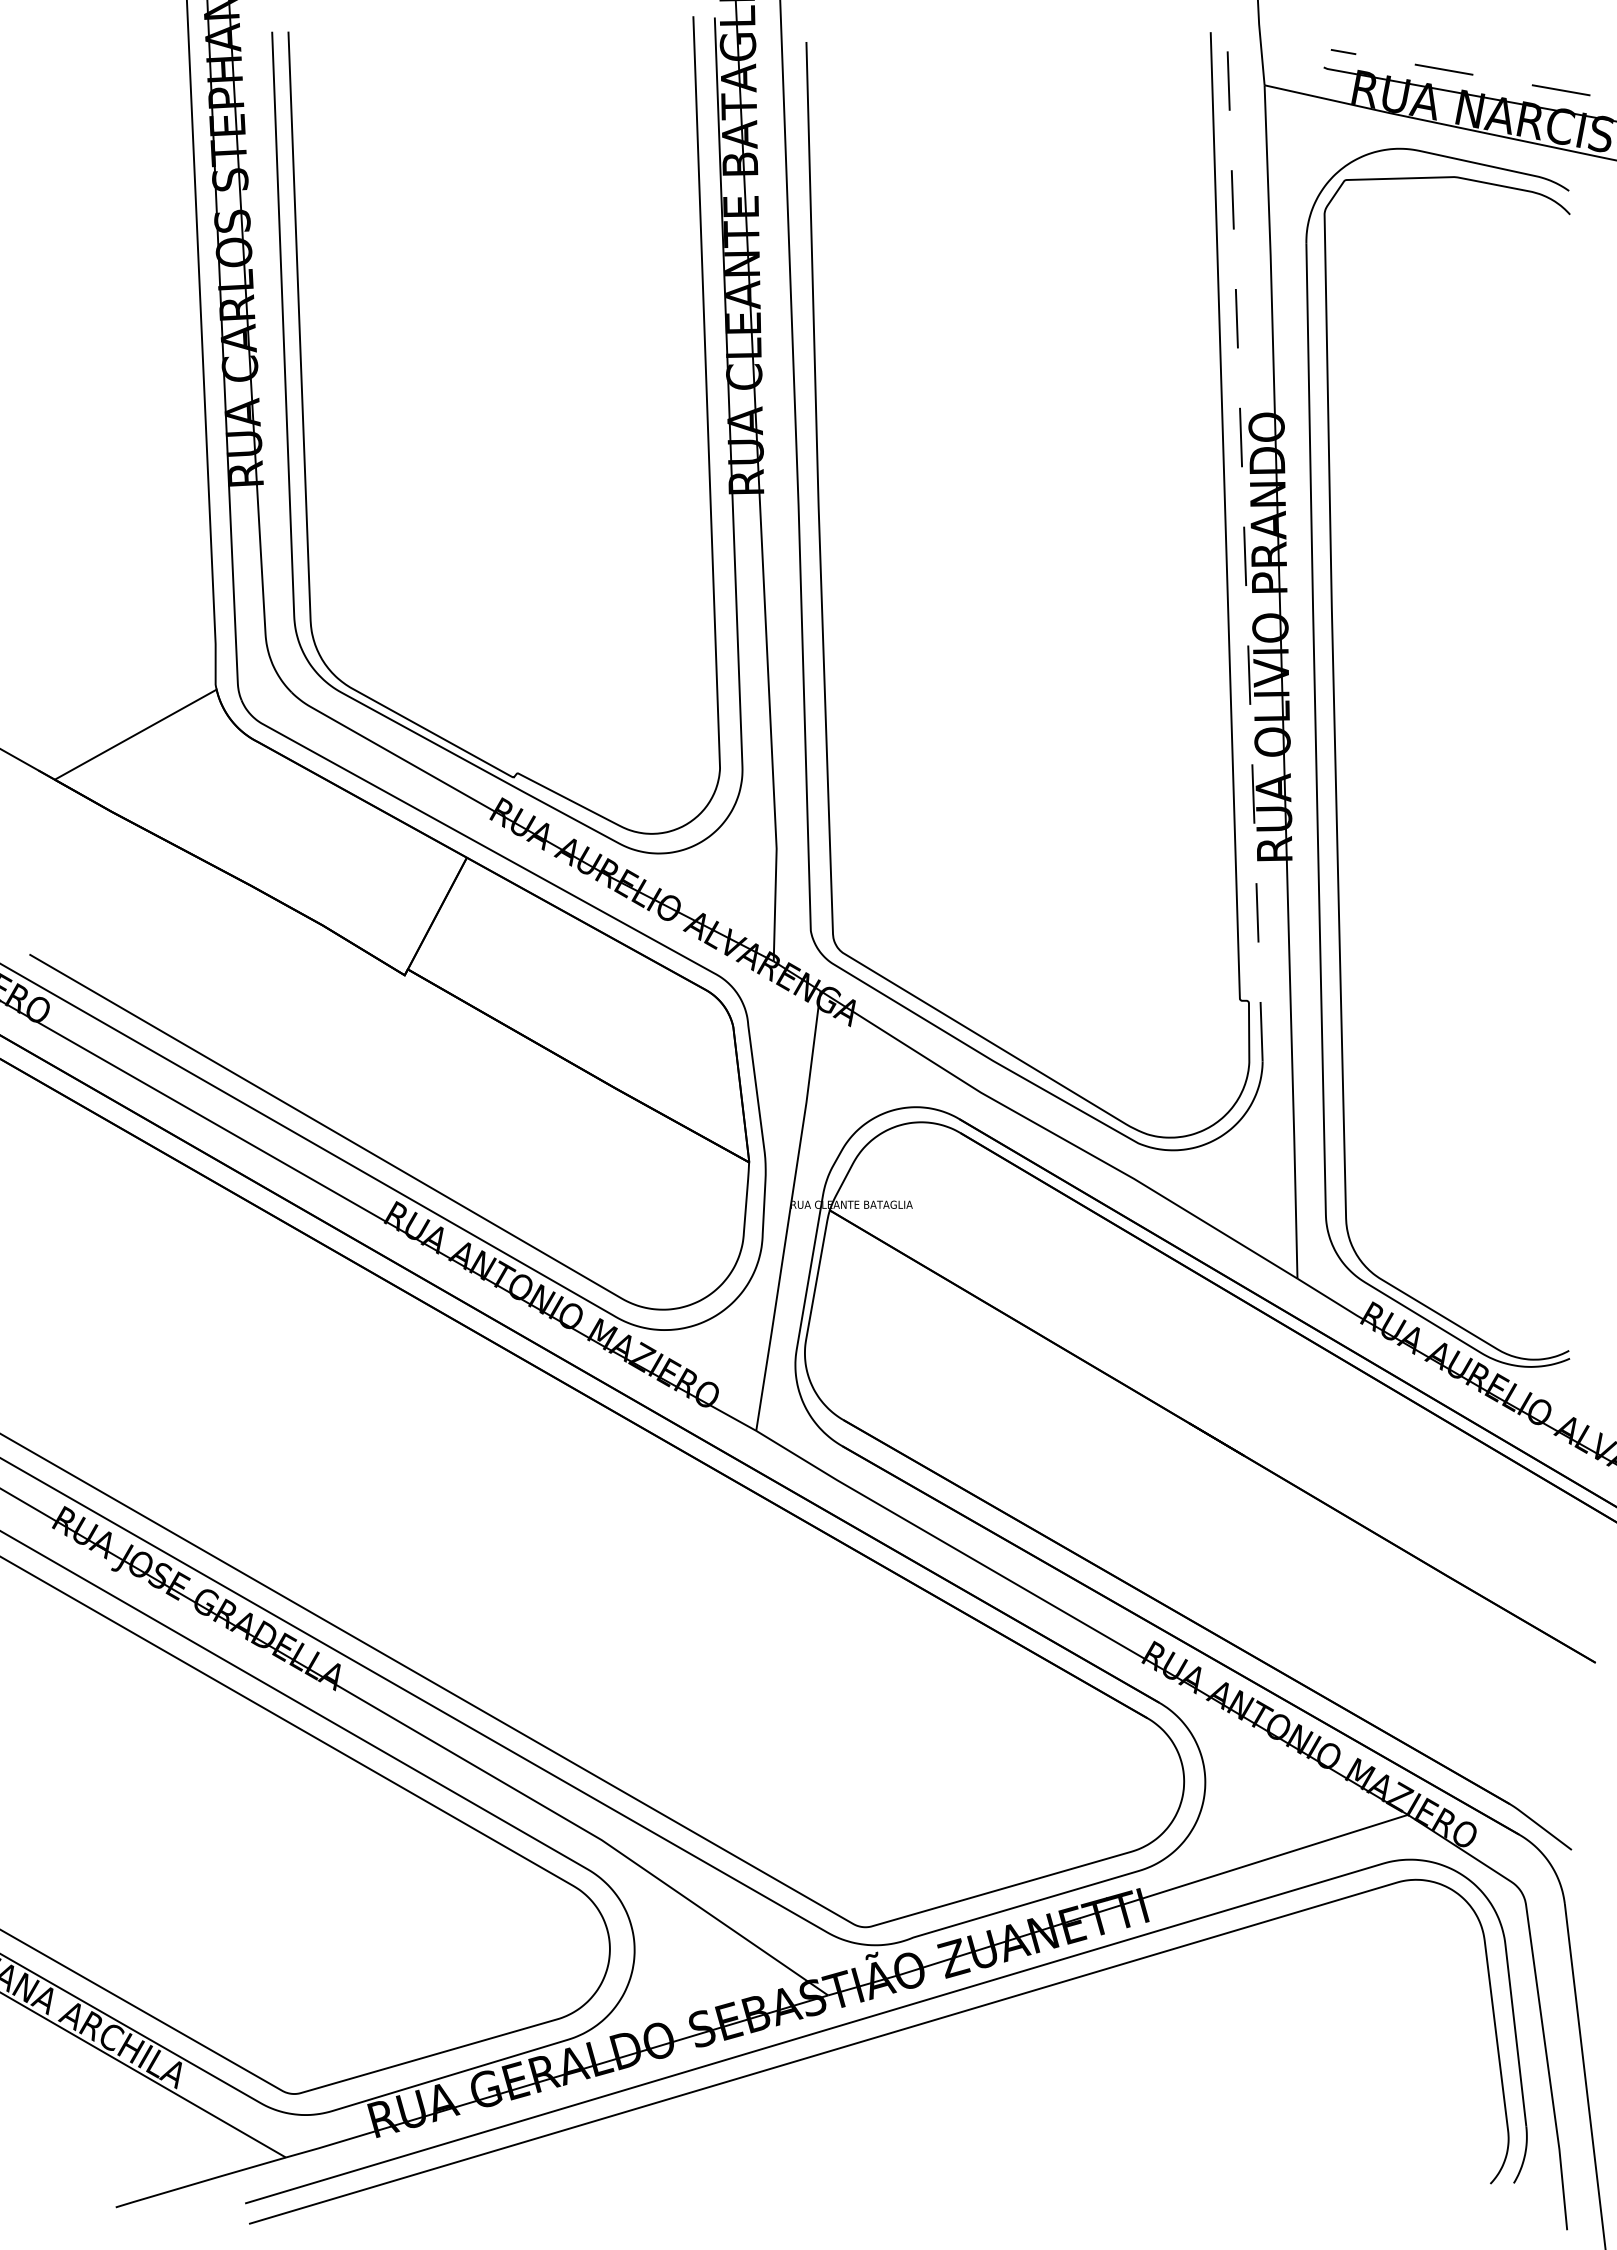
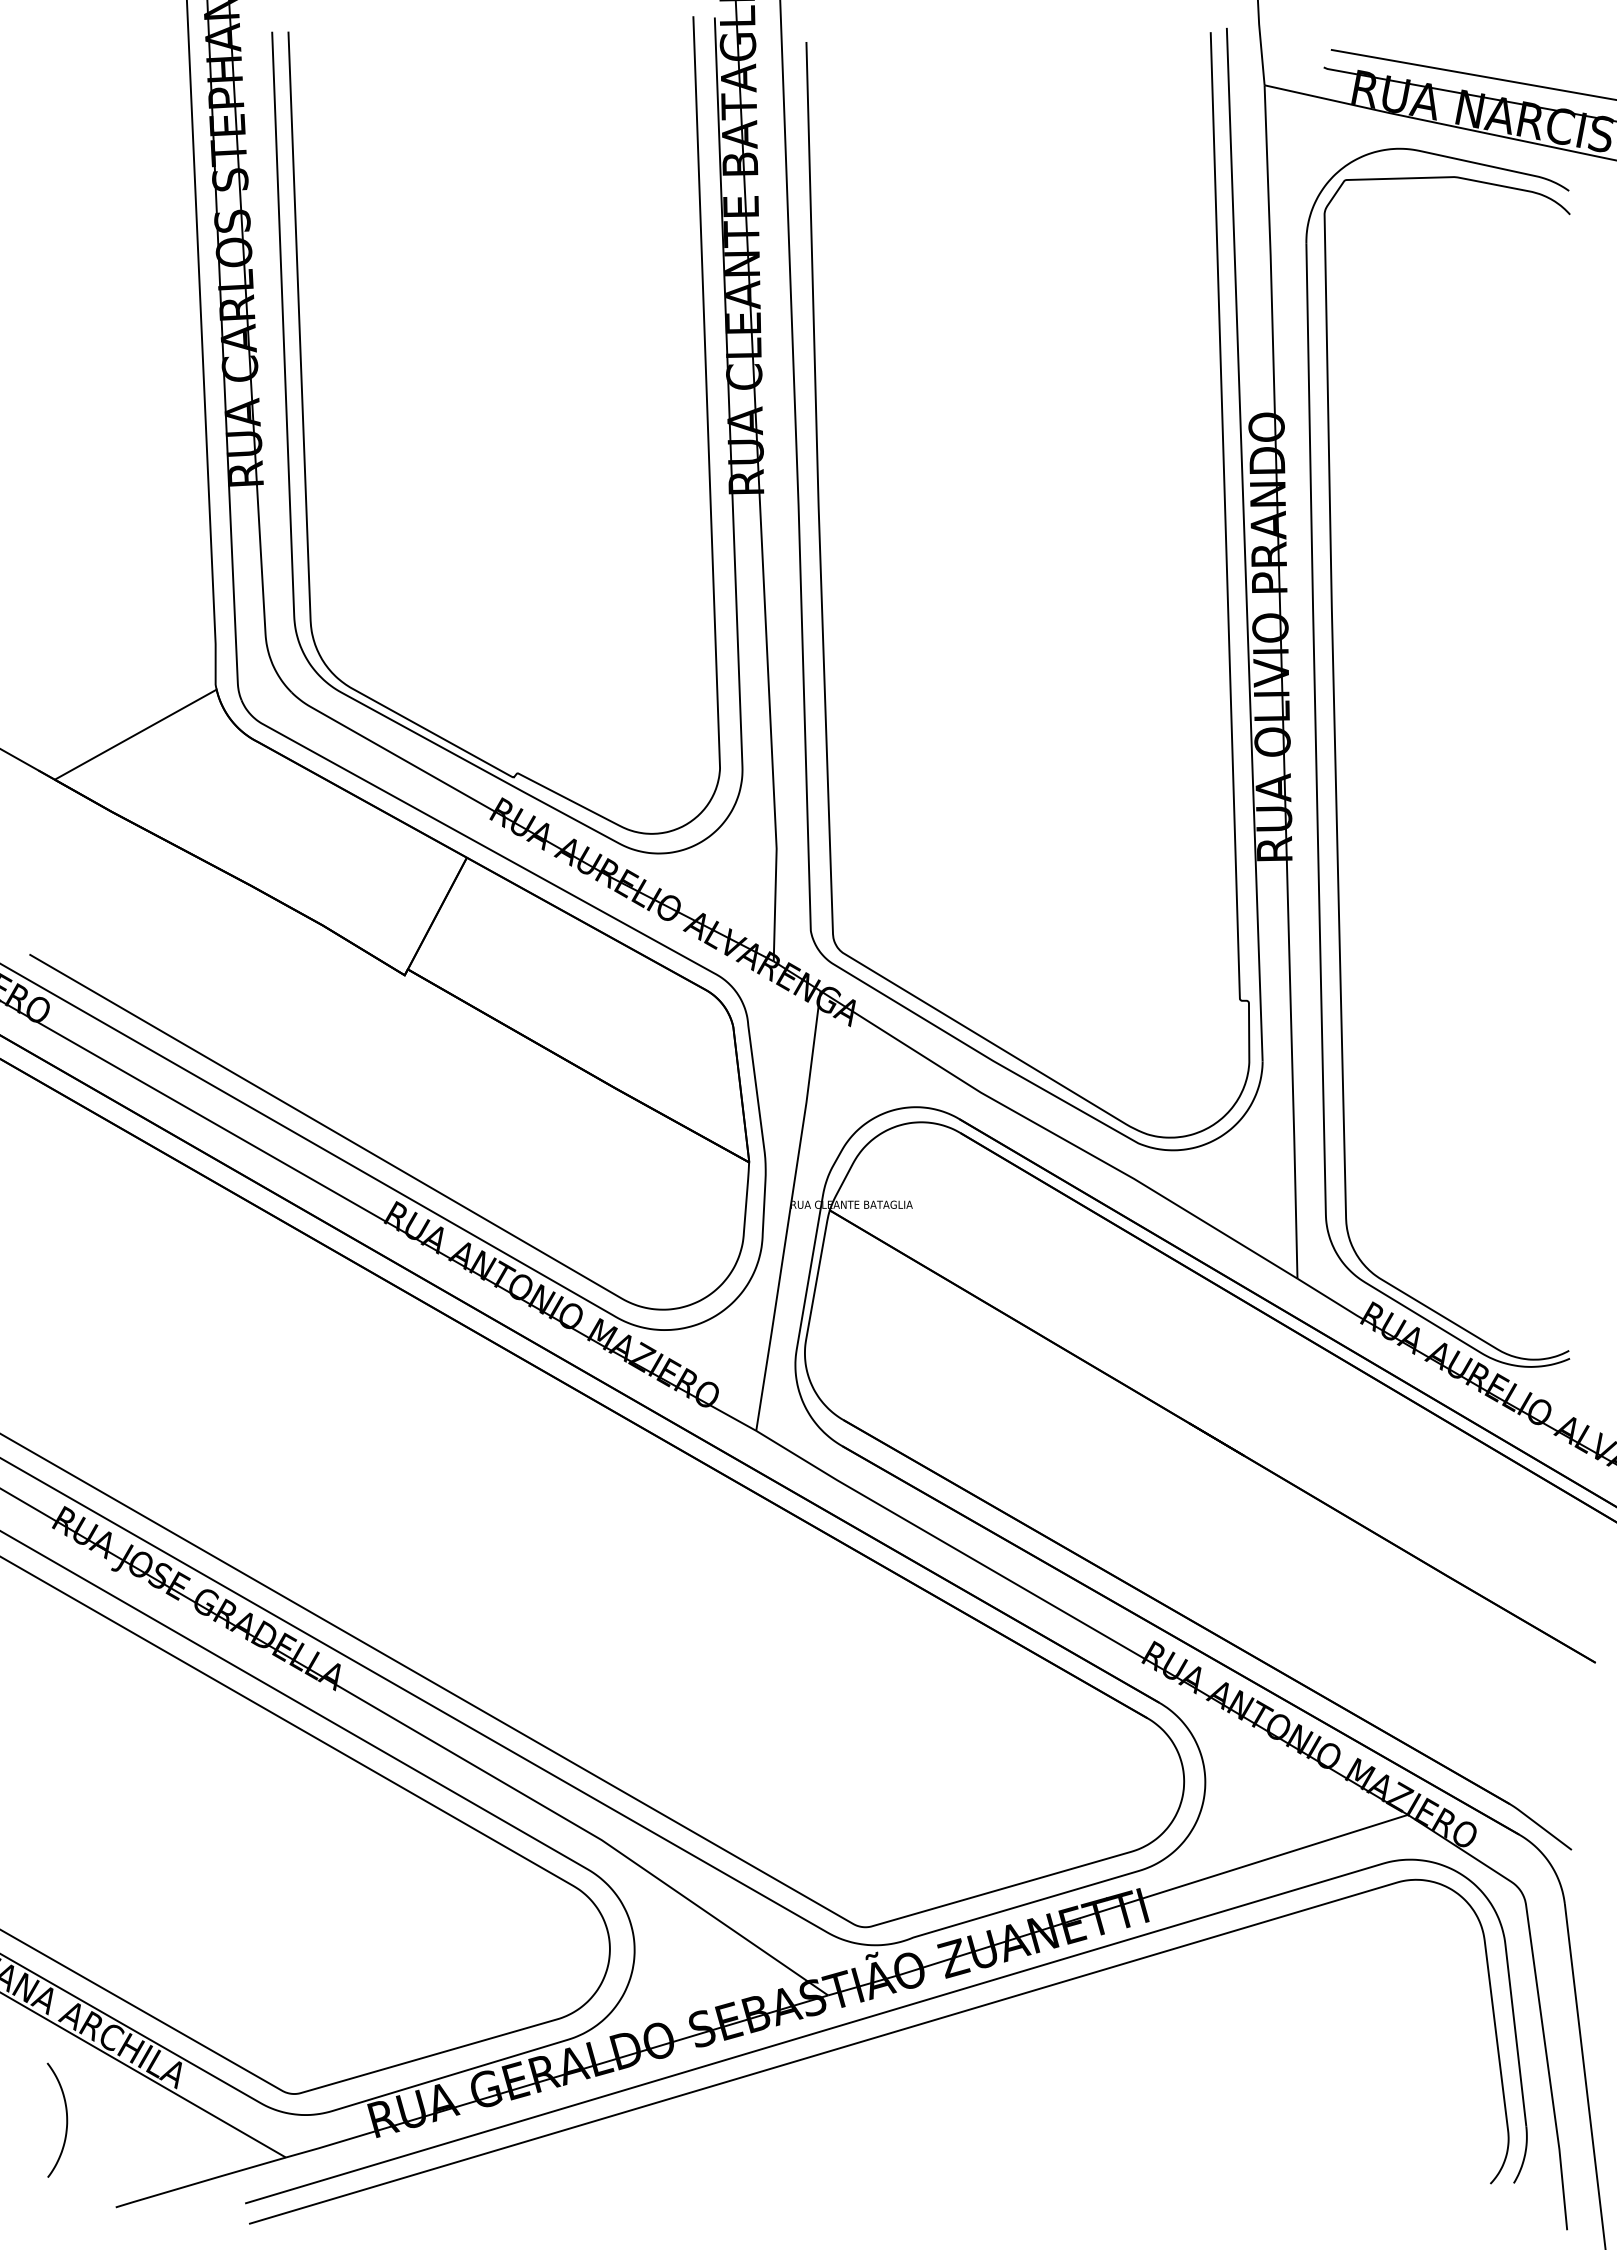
line: dashed -> solid (1473, 74)
line: dashed -> solid (1244, 544)
curve: none -> present (66, 2119)
